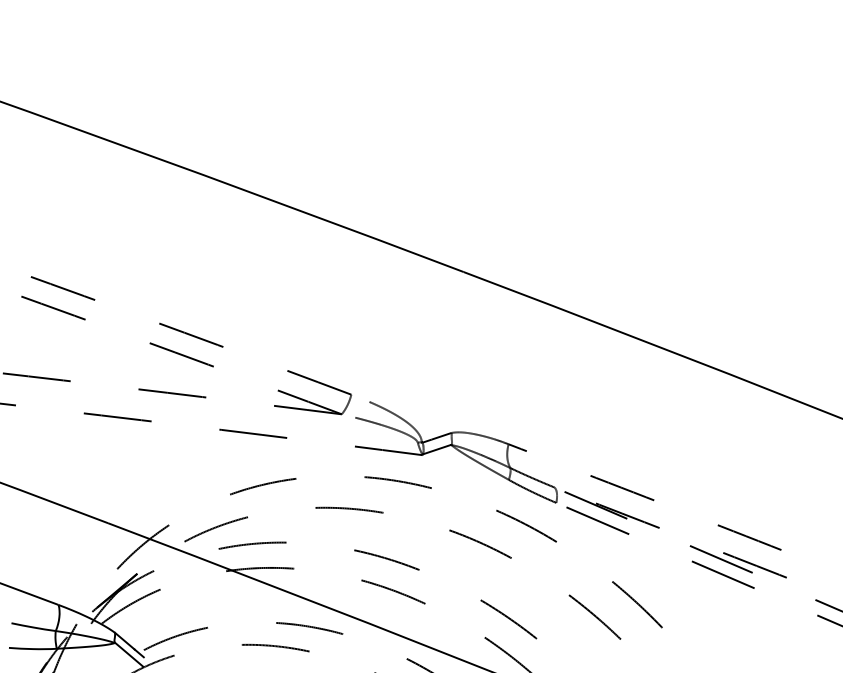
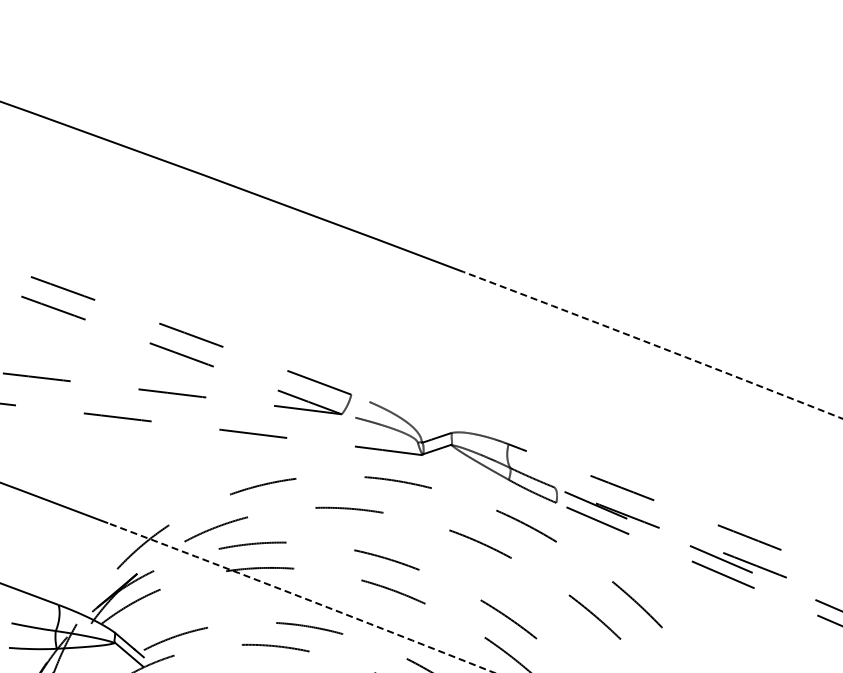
arc: solid -> dashed (653, 344)
arc: solid -> dashed (300, 597)
